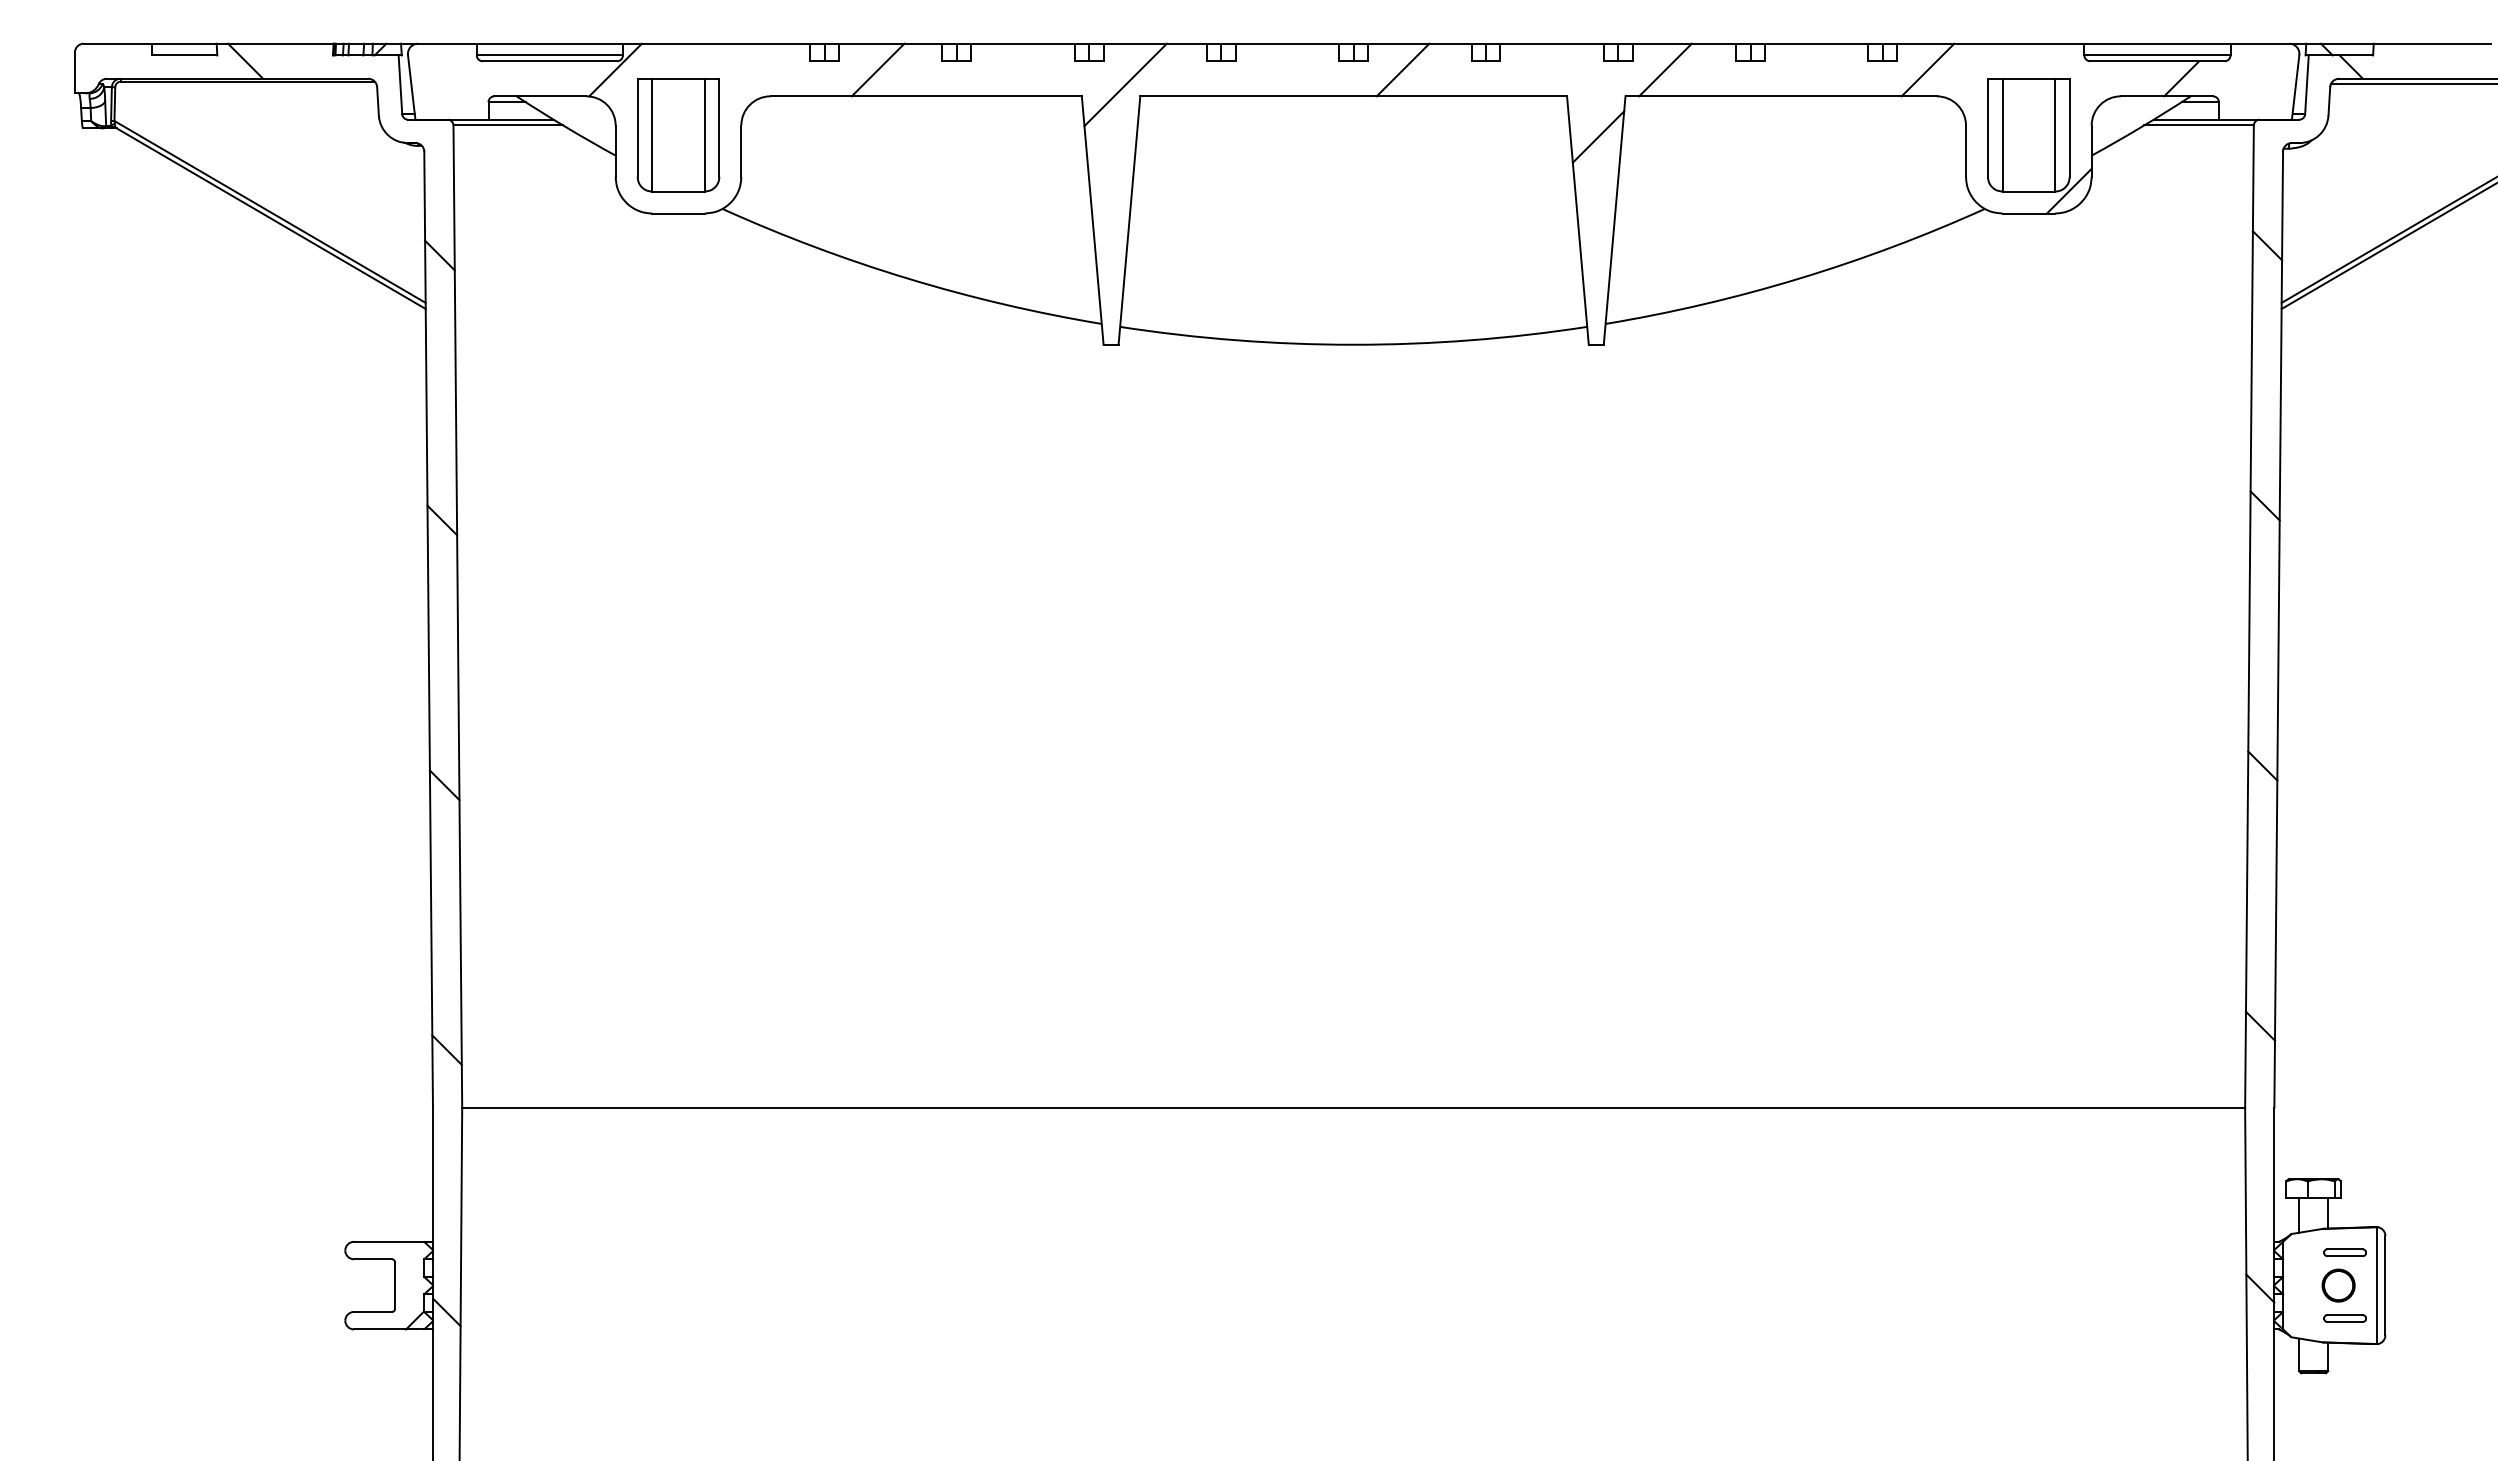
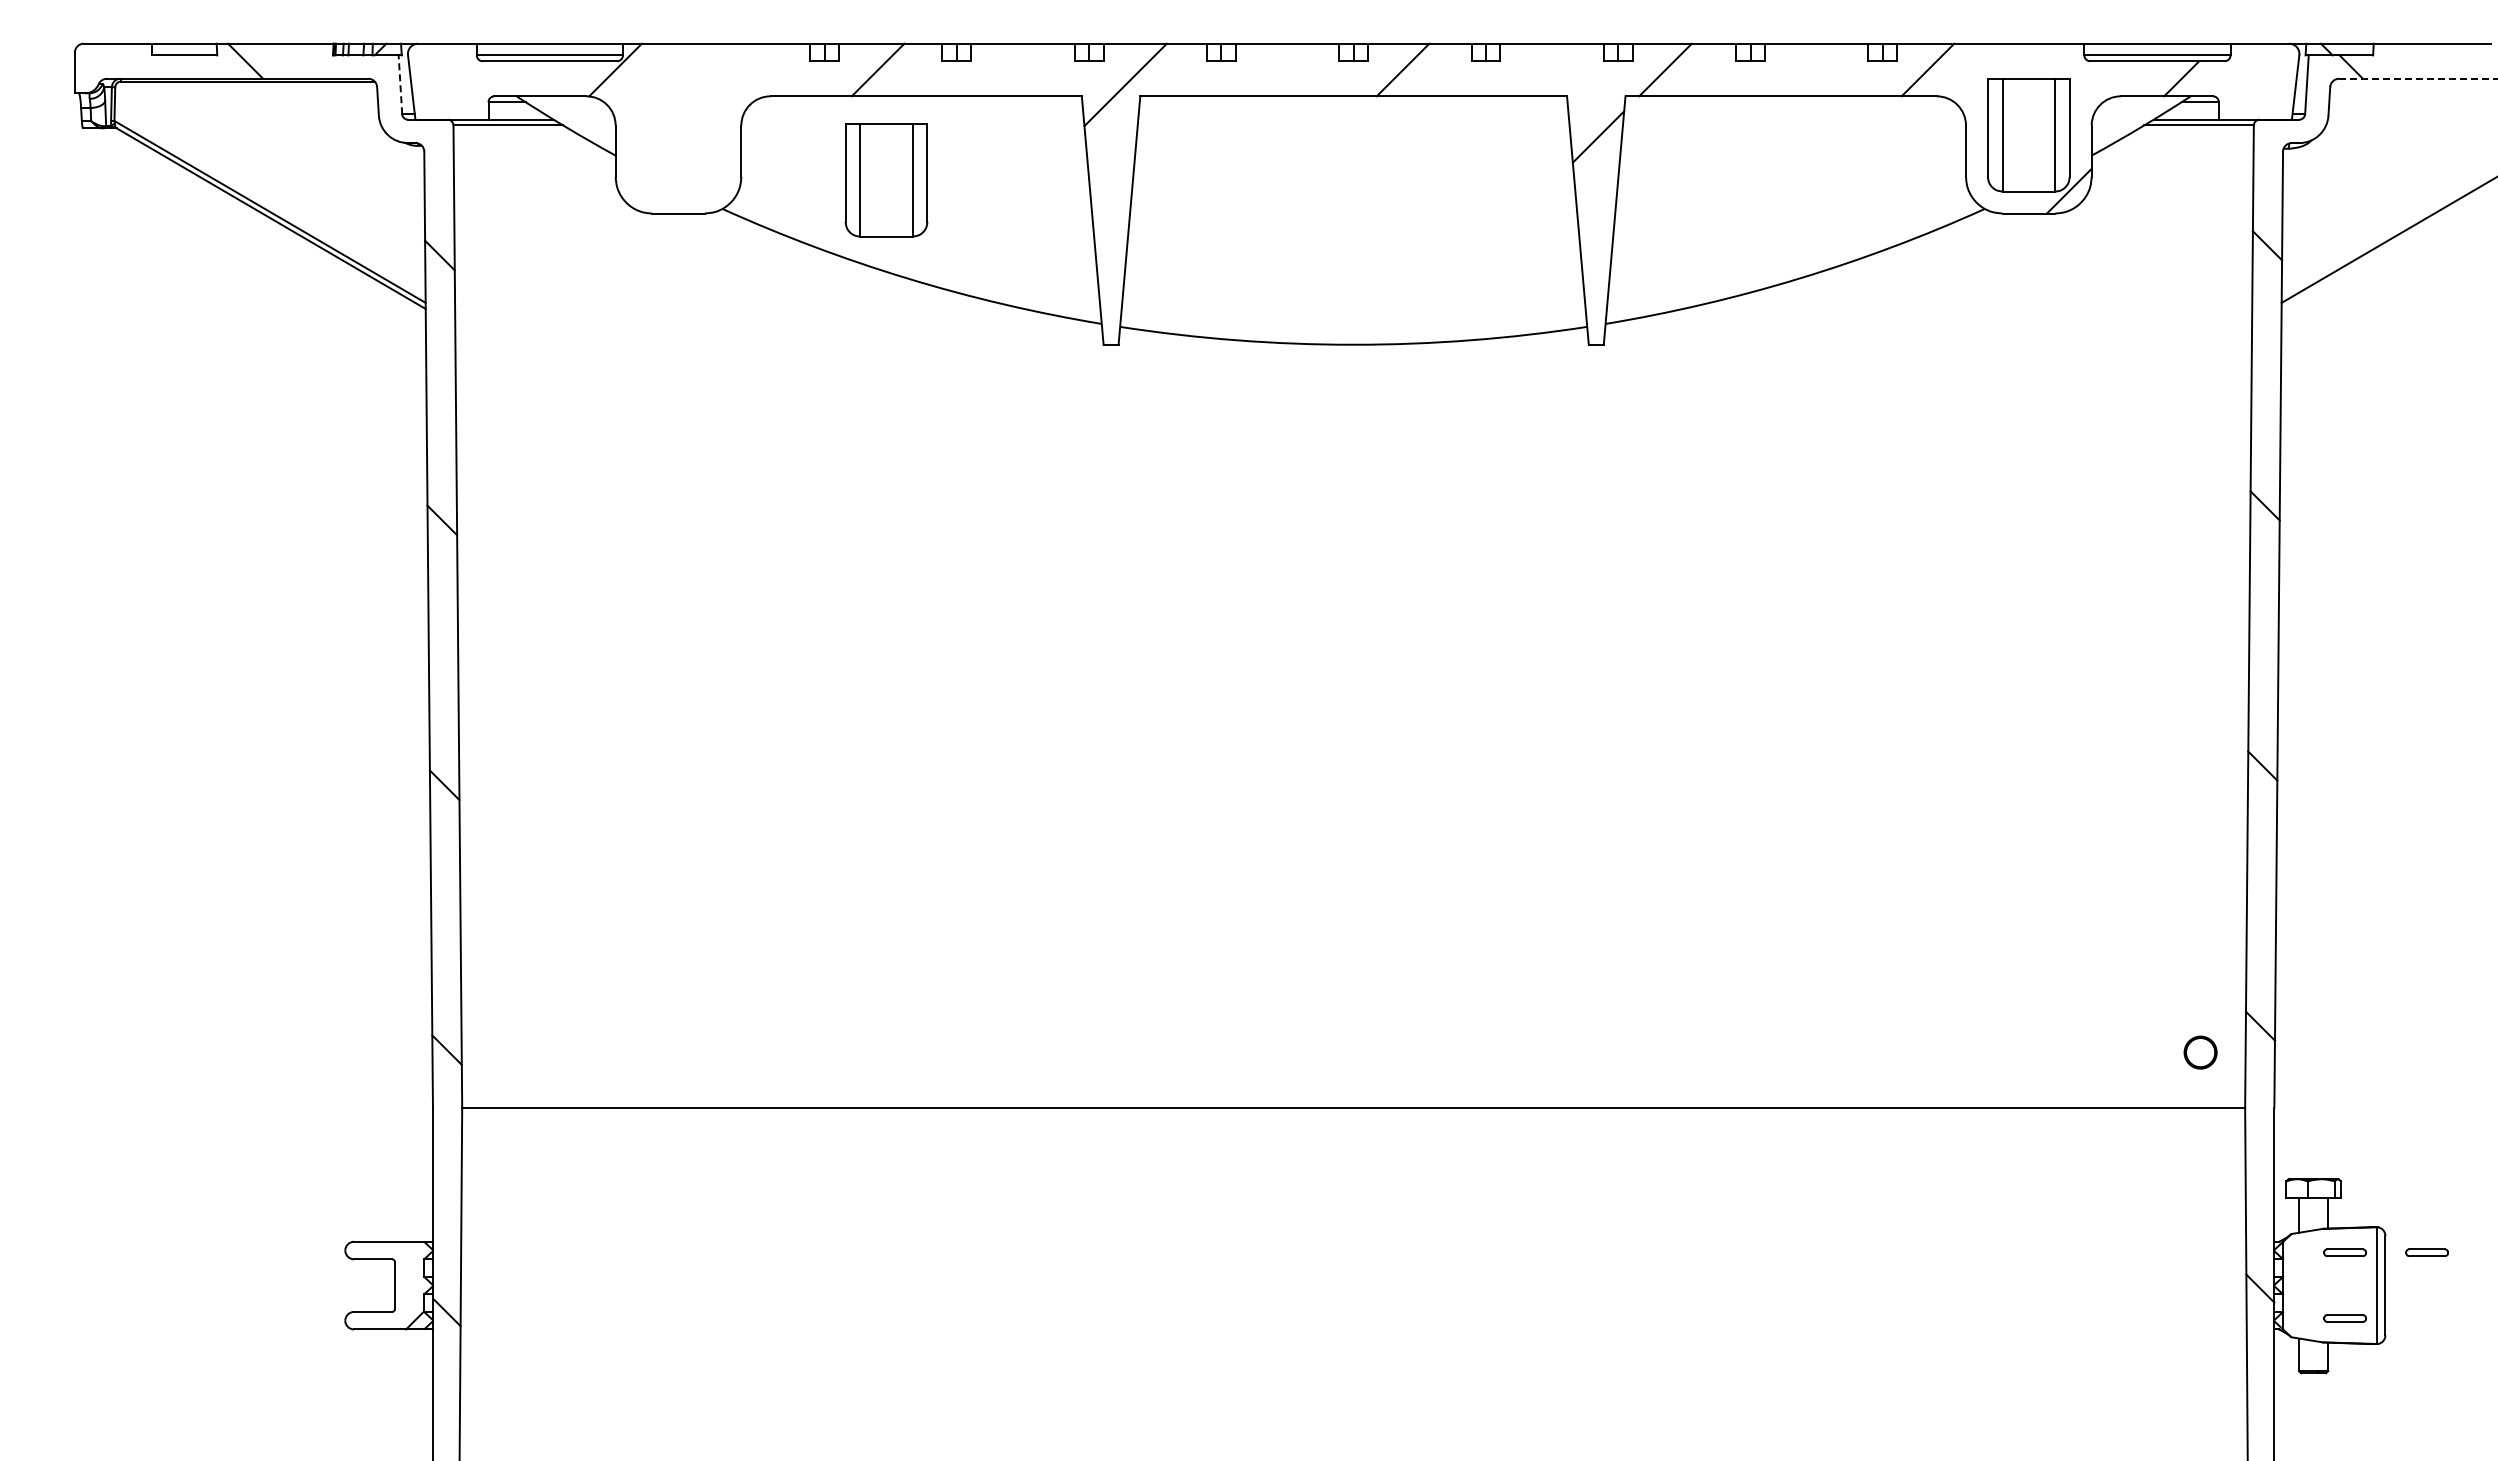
line: solid -> dashed (2418, 78)
line: solid -> dashed (400, 84)
line: present -> none (2412, 84)
part position: (678, 135) -> (886, 180) (886, 180)
line: present -> none (2387, 246)
part: none -> present (2426, 1252)
circle position: (2338, 1285) -> (2200, 1052) (2200, 1052)
